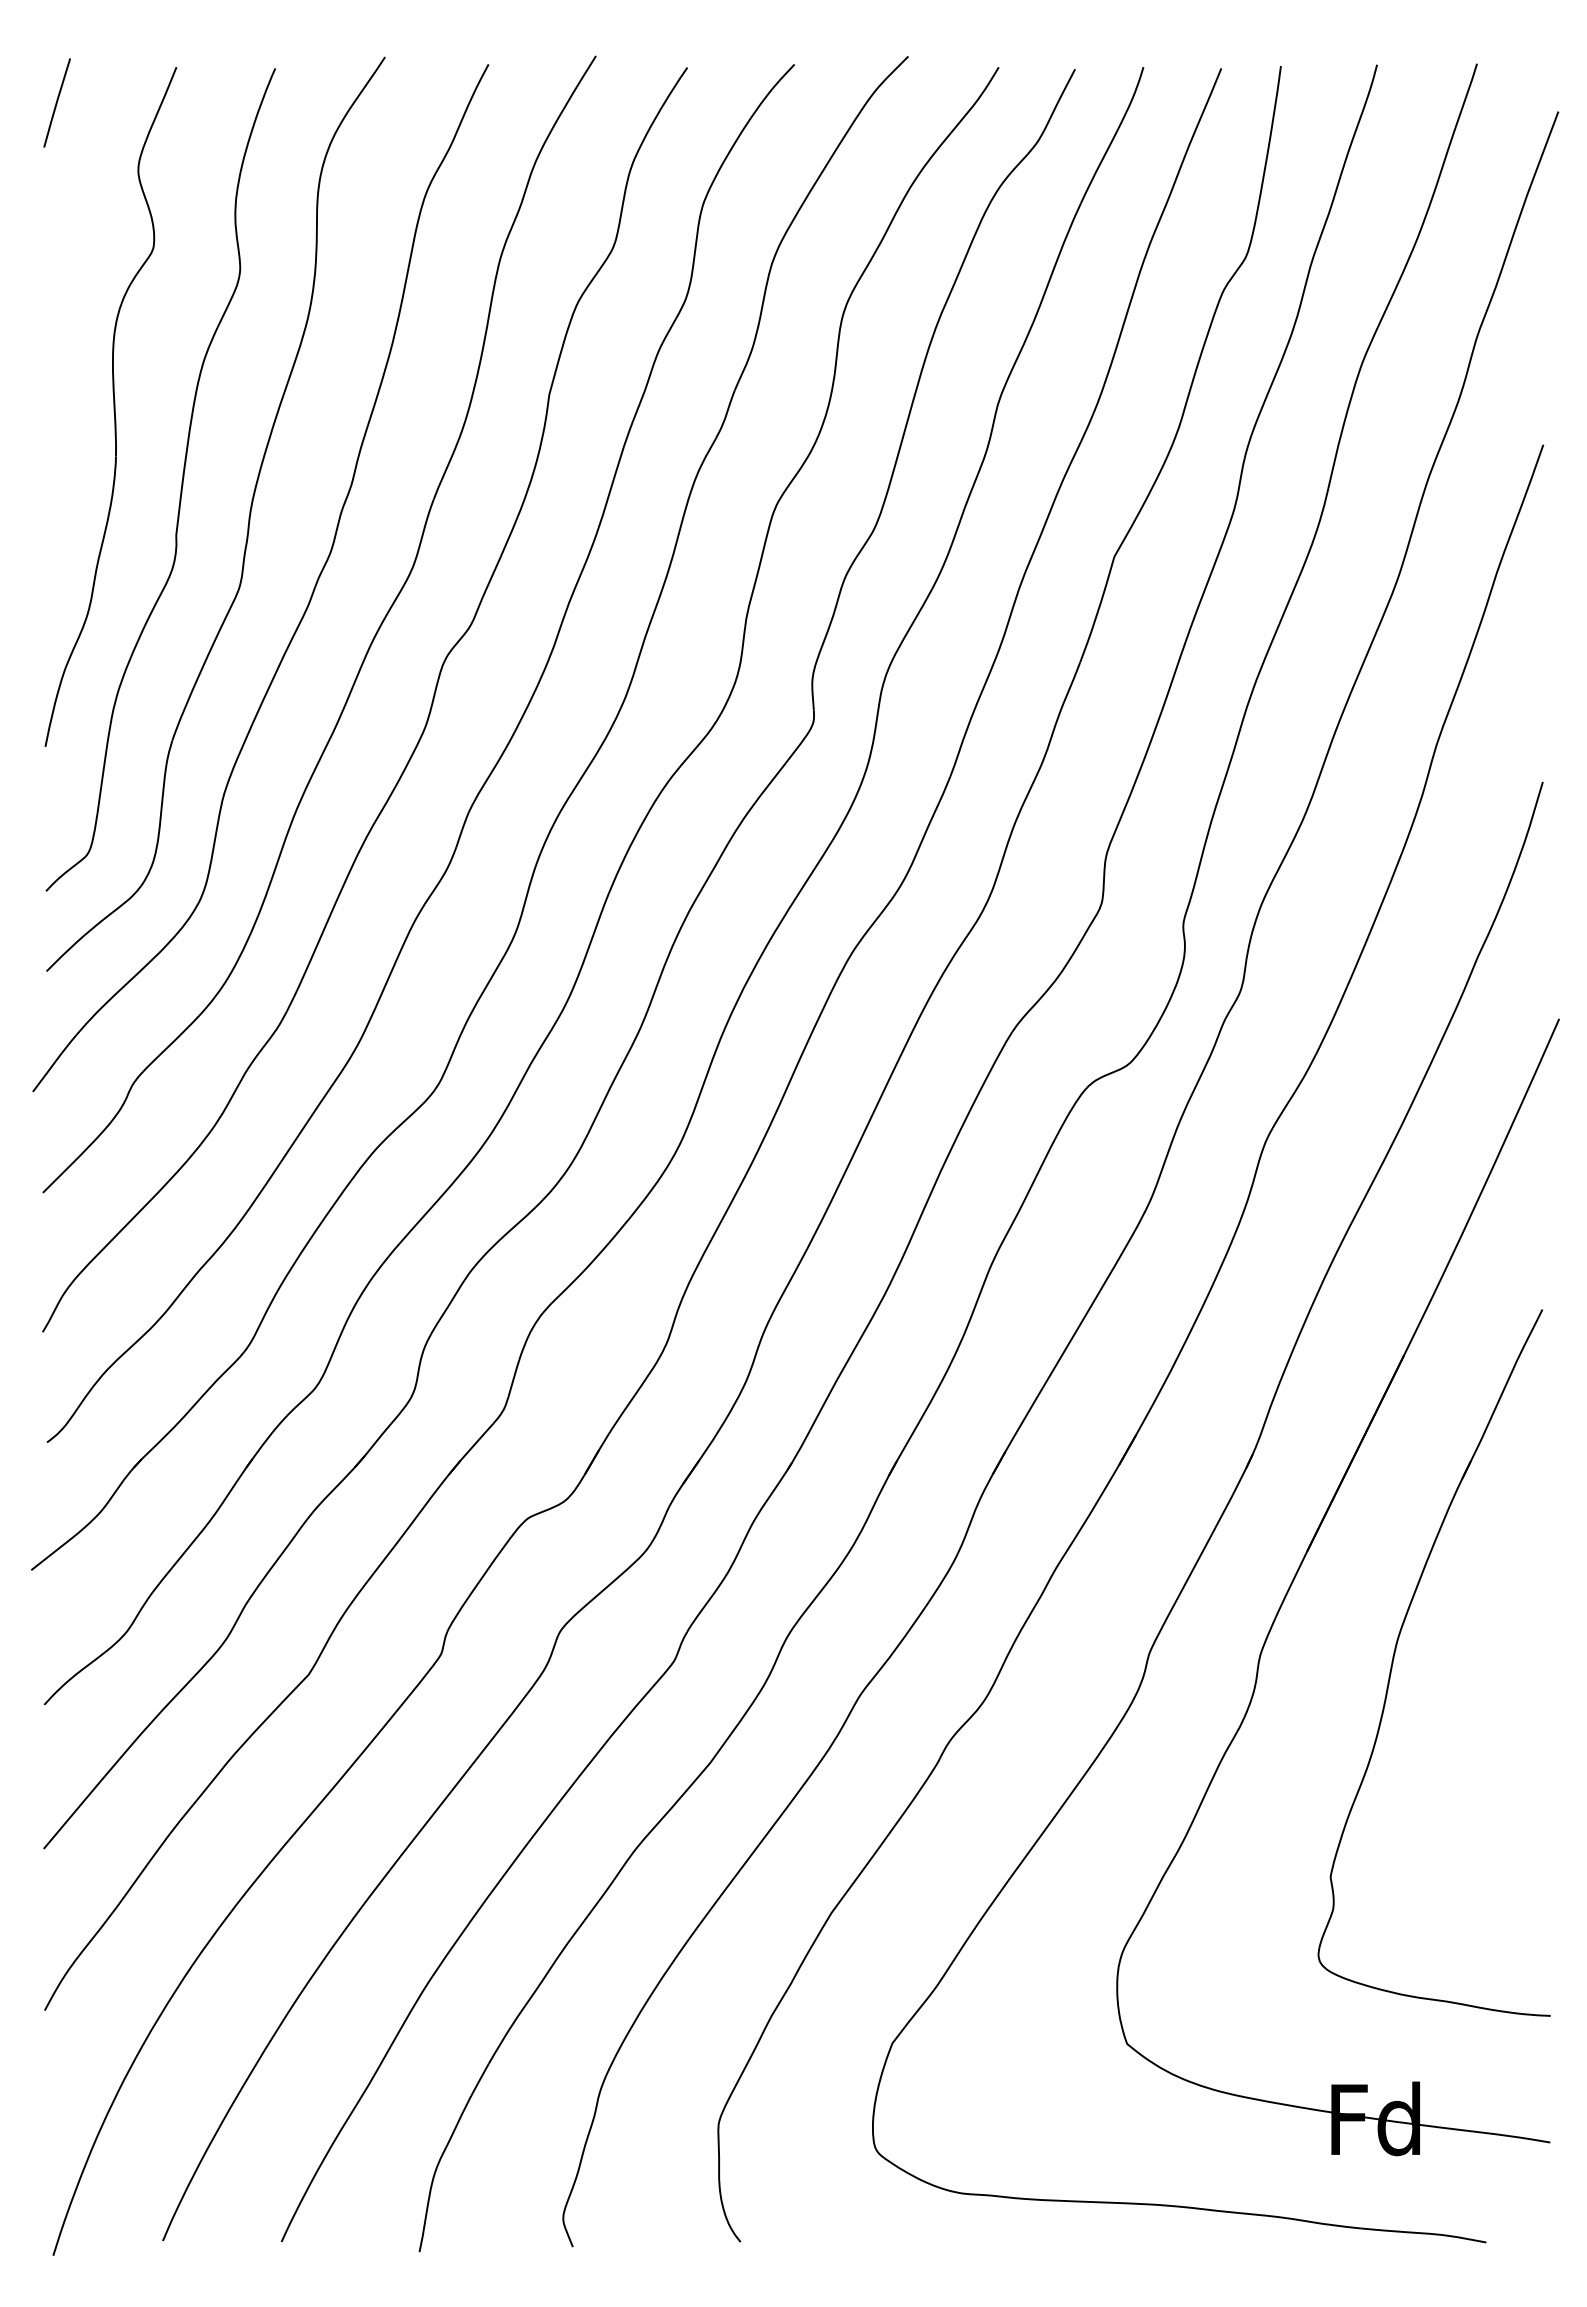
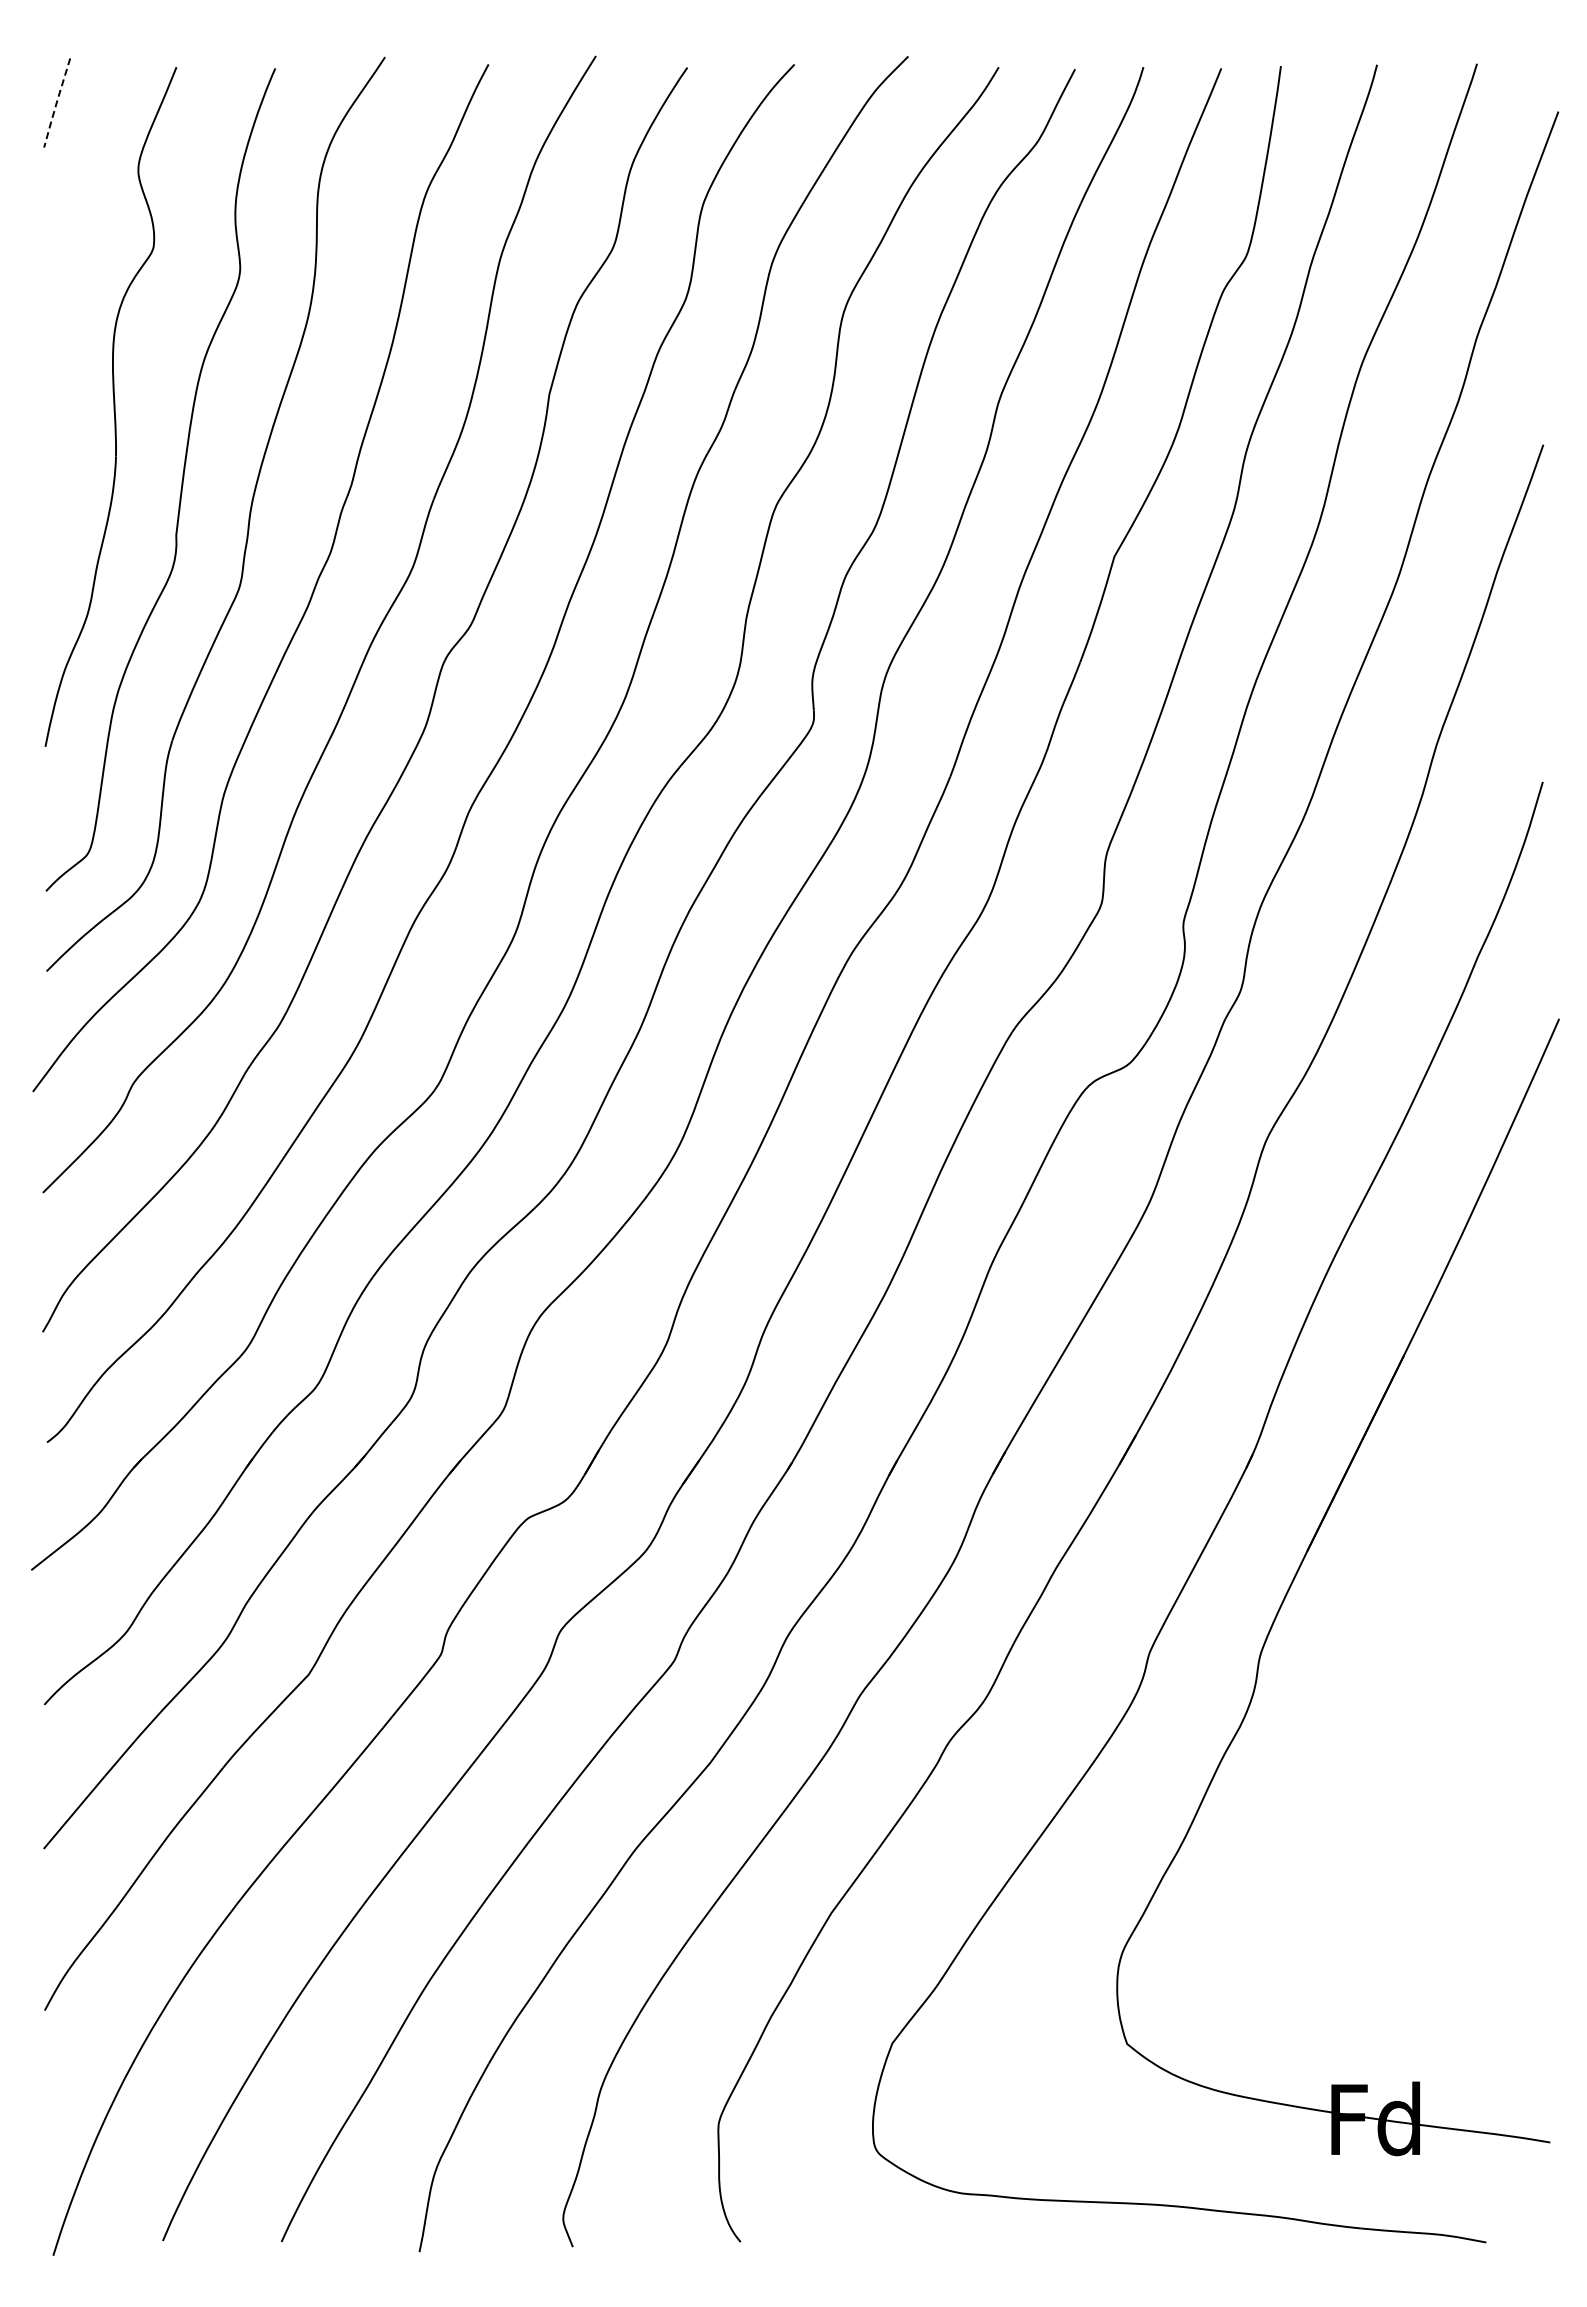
line: solid -> dashed (56, 103)
part: present -> none (1395, 1654)
